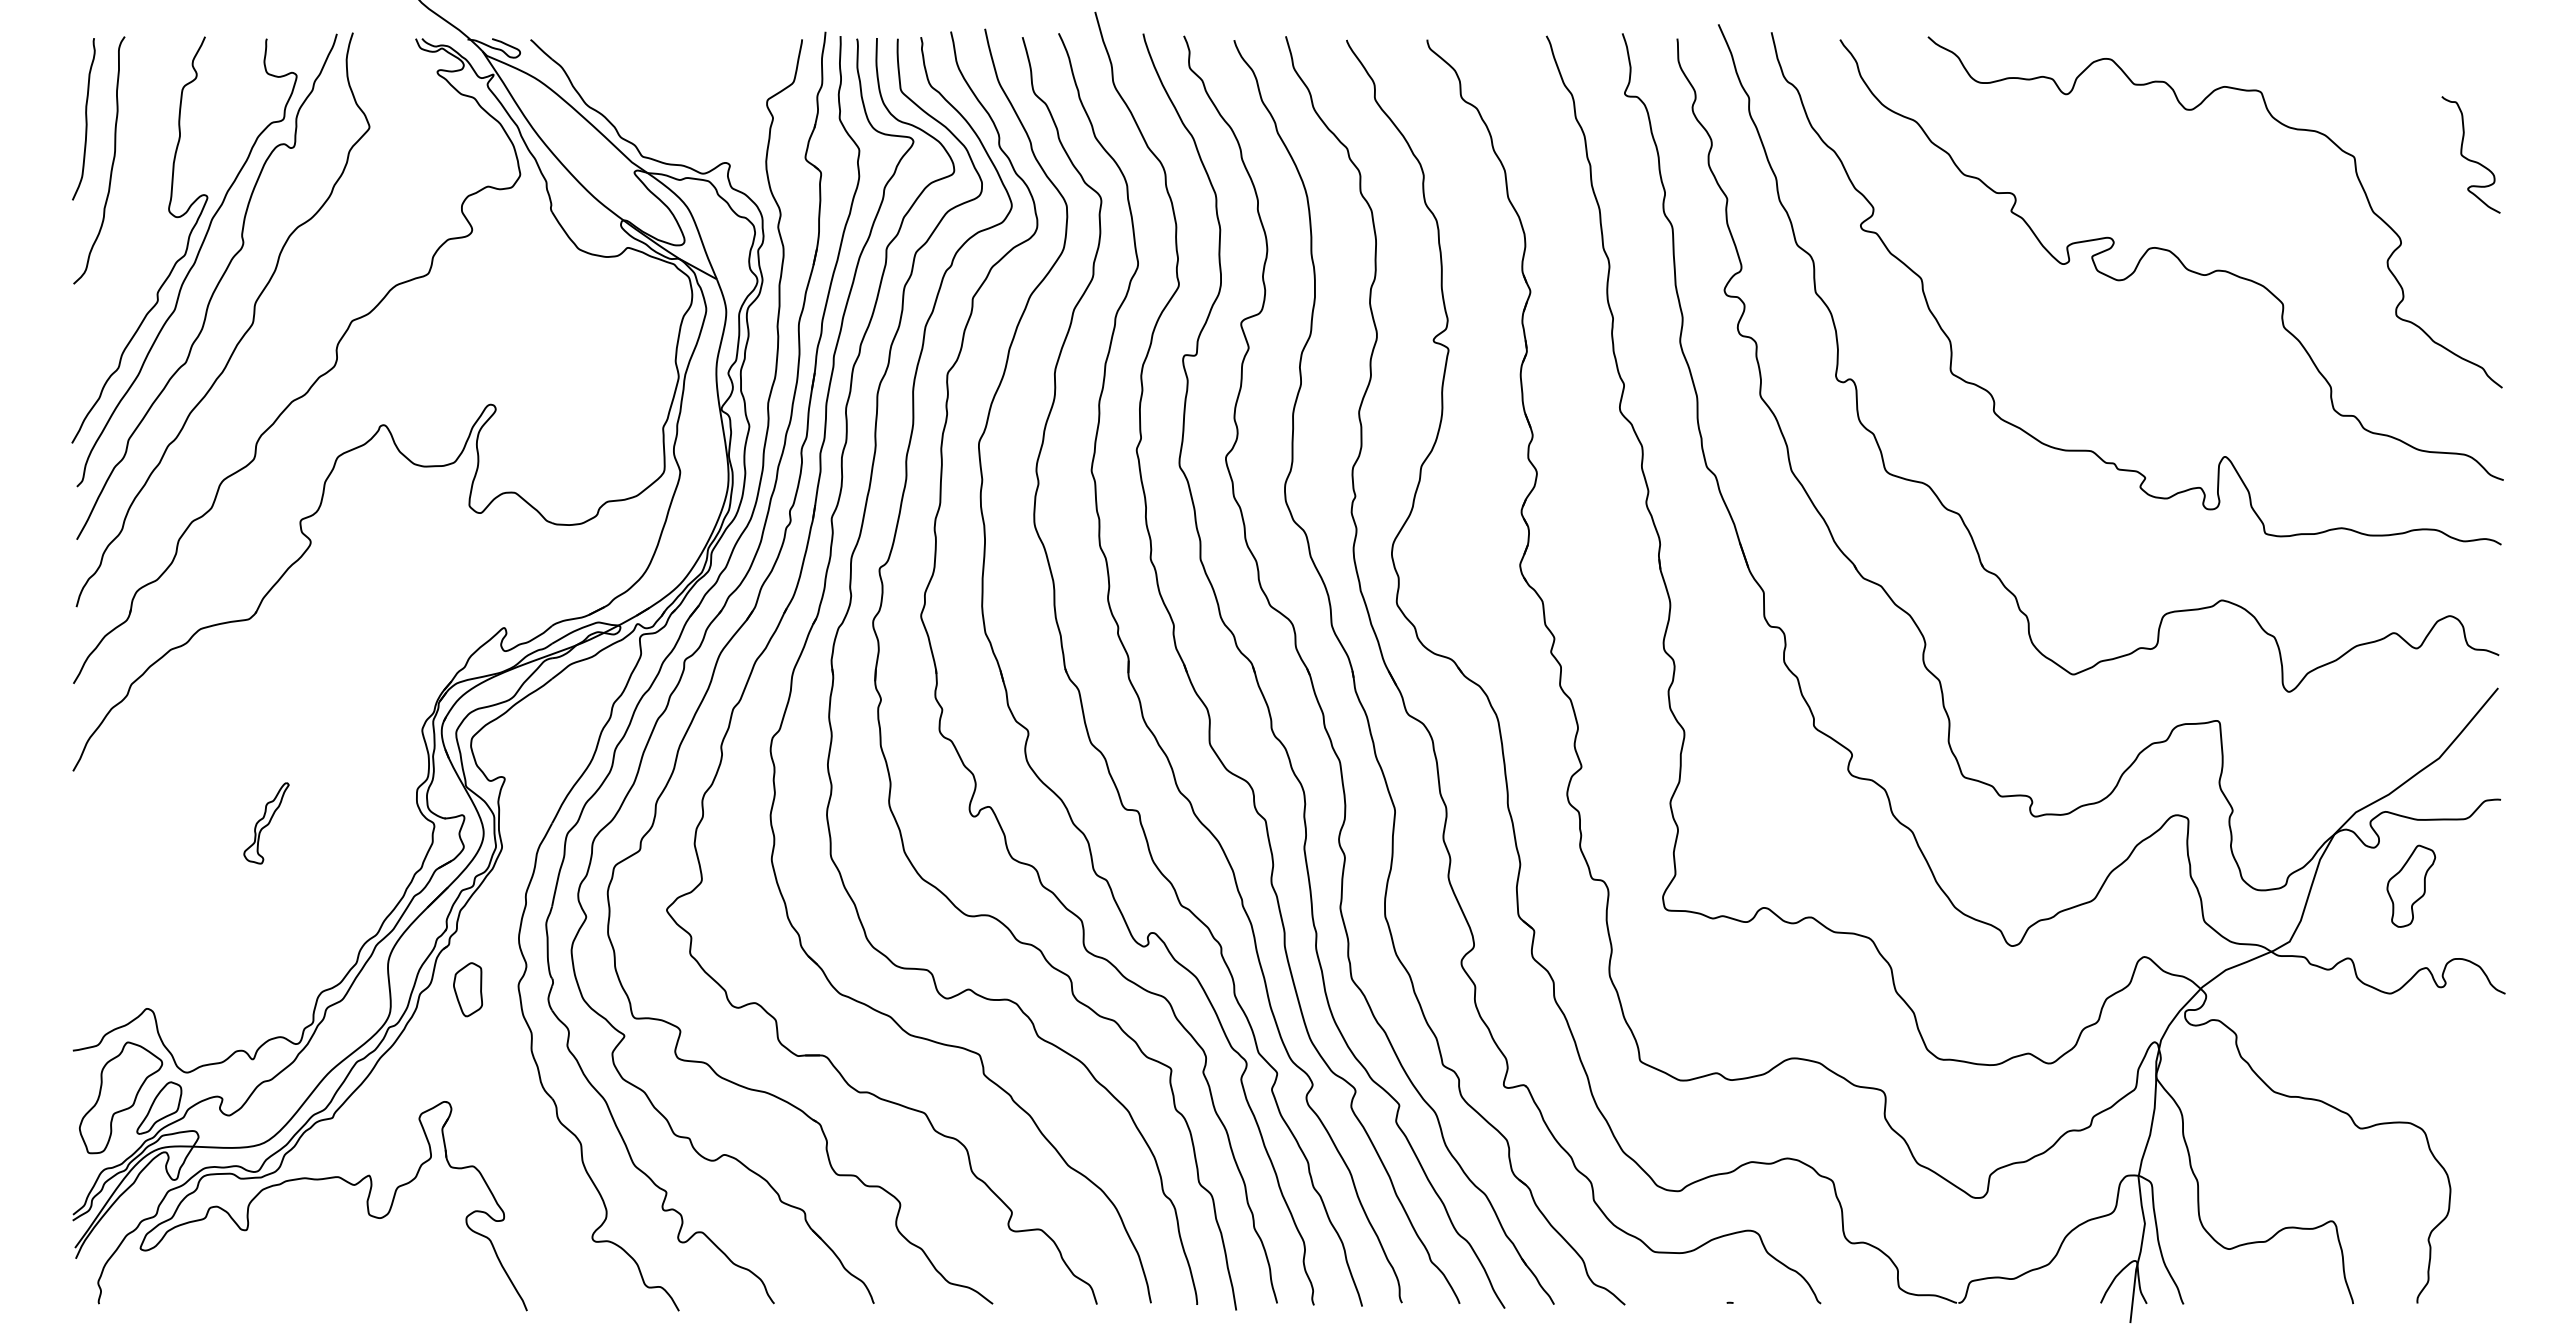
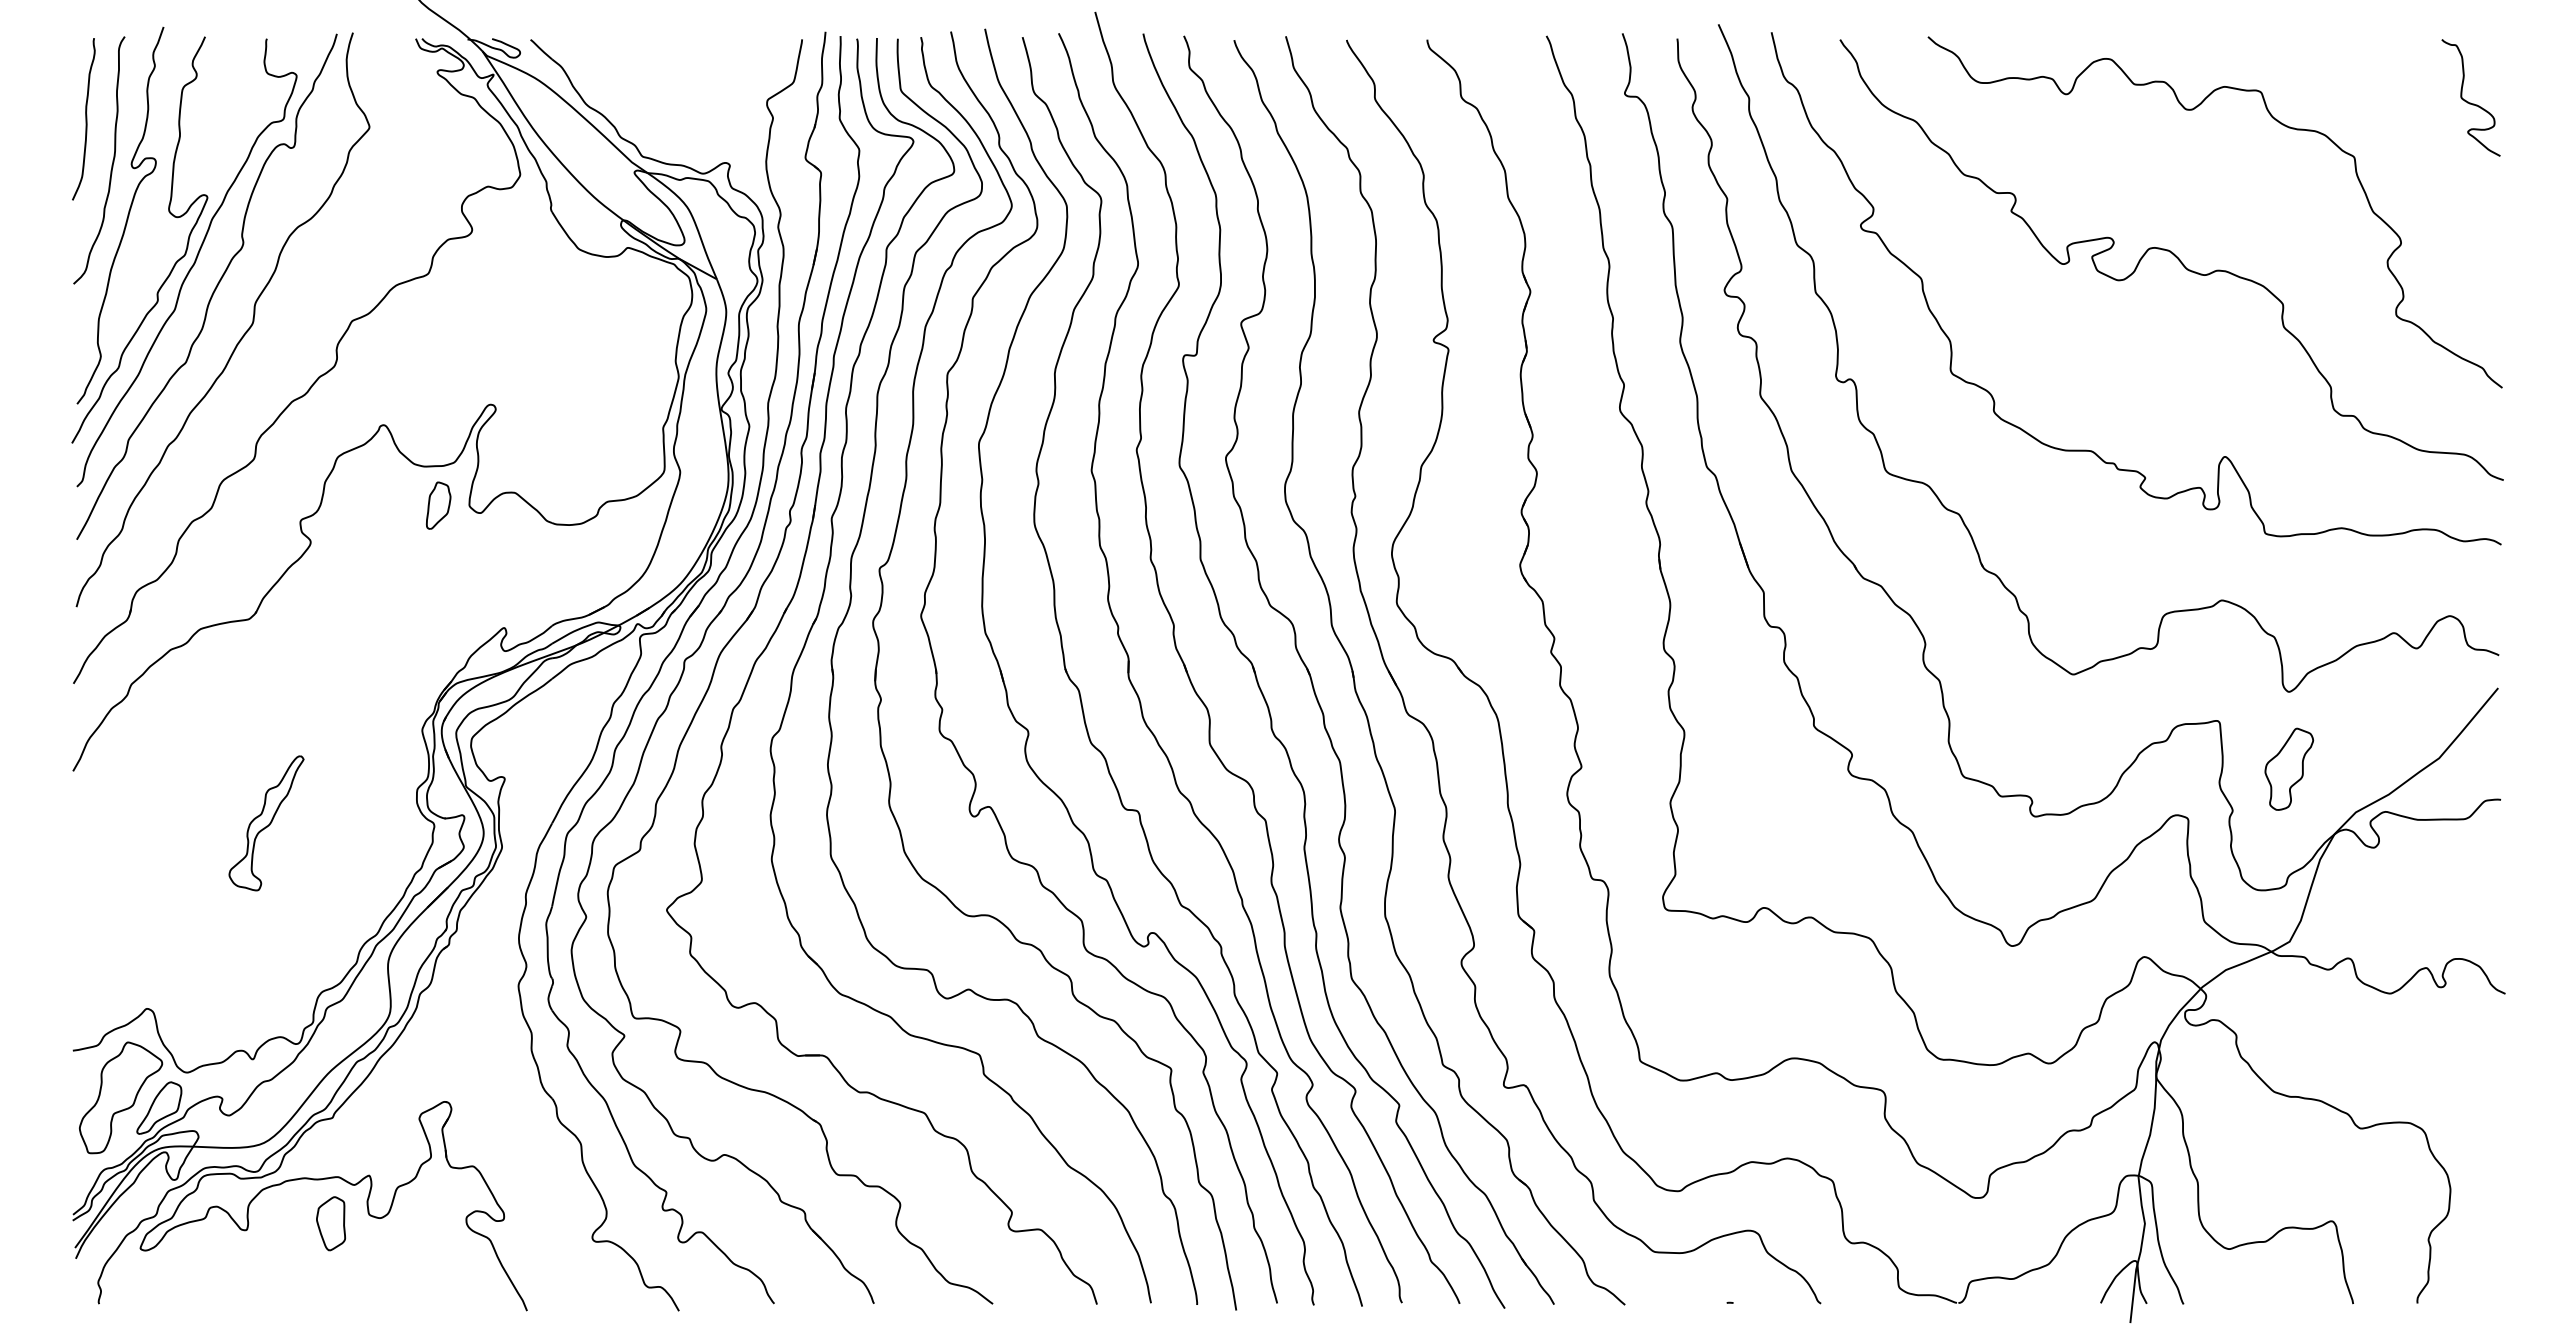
curve position: (2468, 158) -> (2468, 101) (2468, 101)
curve: none -> present (126, 218)
part: none -> present (438, 505)
part size: 47x83 px -> 77x137 px (266, 823)
part position: (2411, 885) -> (2289, 768) (2289, 768)
part position: (467, 989) -> (330, 1223) (330, 1223)
